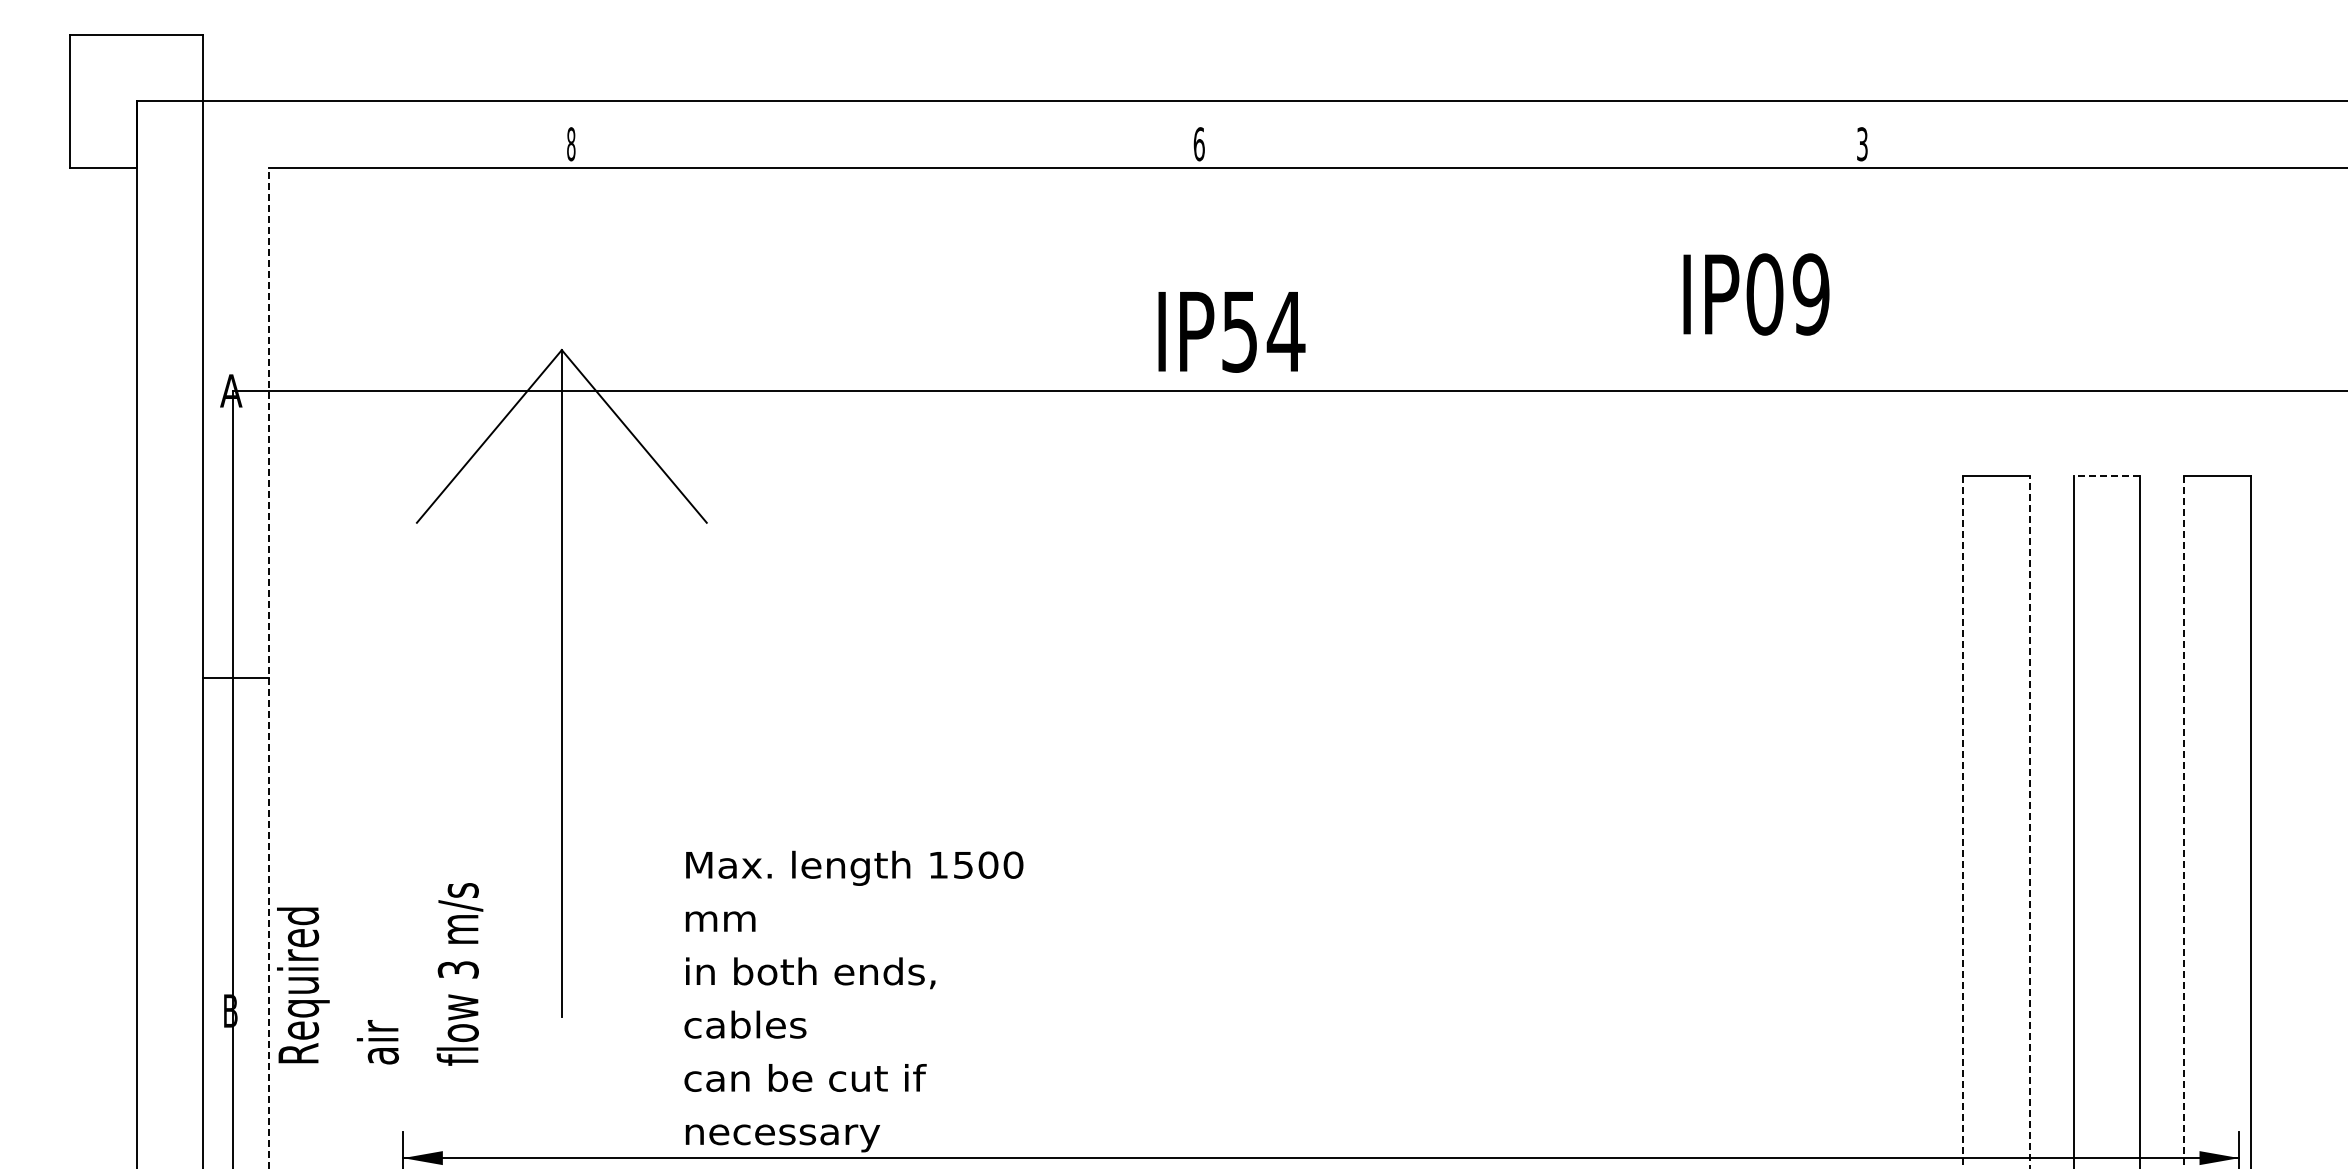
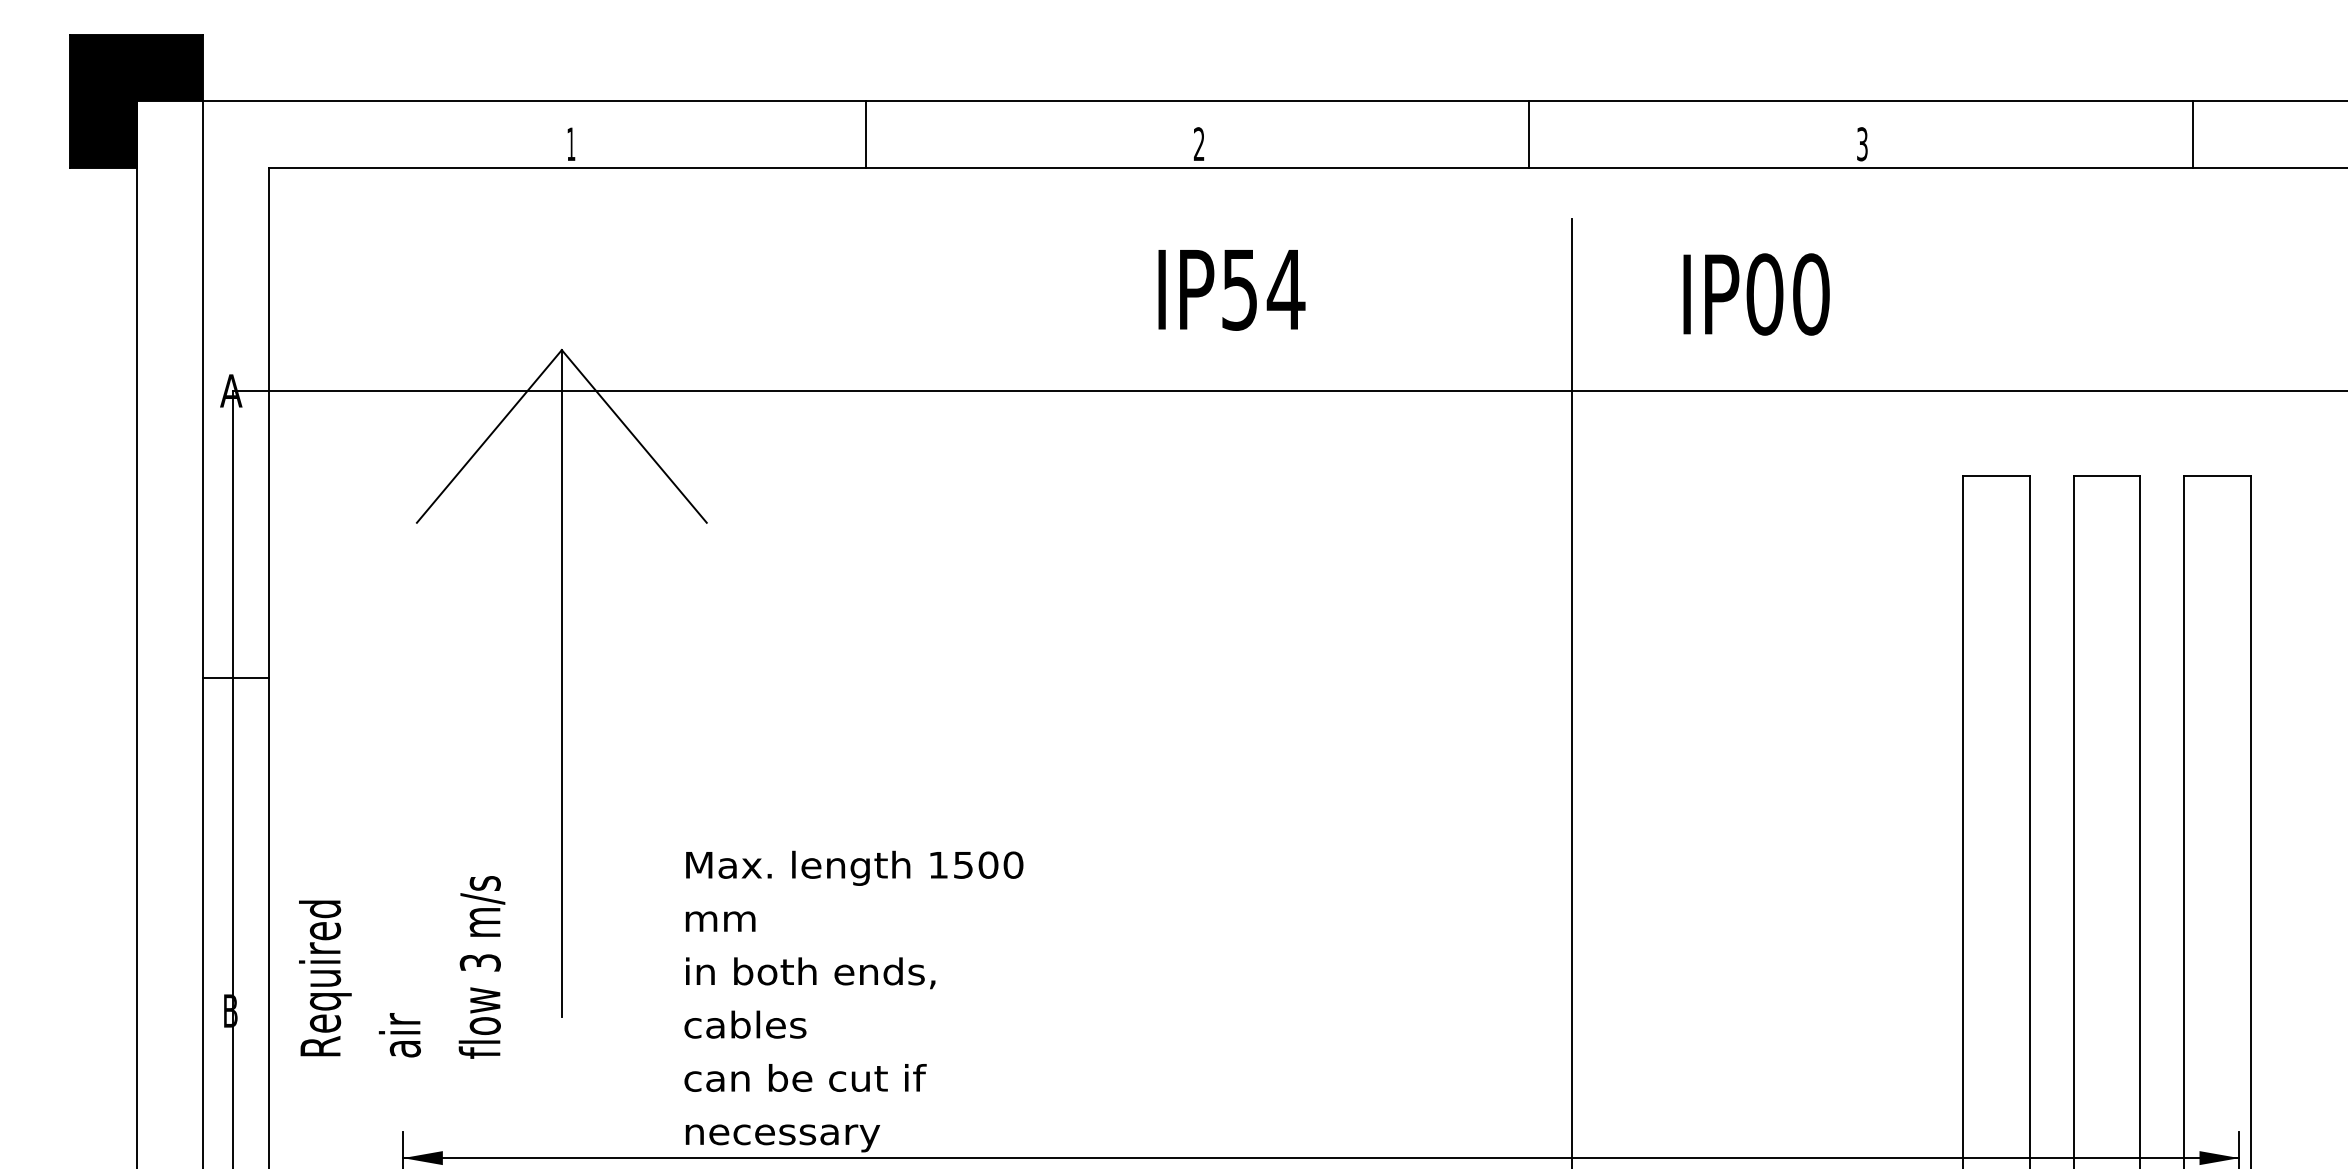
fill: none -> present (136, 101)
line: none -> present (866, 134)
line: none -> present (1529, 134)
line: none -> present (2192, 134)
text: 8 -> 1 (571, 144)
text: 6 -> 2 (1198, 144)
text: IP09 -> IP00 (1810, 294)
text position: (1231, 332) -> (1231, 290) (1231, 290)
line: dashed -> solid (2106, 475)
line: dashed -> solid (269, 667)
line: none -> present (1572, 692)
line: dashed -> solid (1963, 822)
line: dashed -> solid (2029, 822)
line: dashed -> solid (2184, 822)
text position: (380, 974) -> (402, 967) (402, 967)
